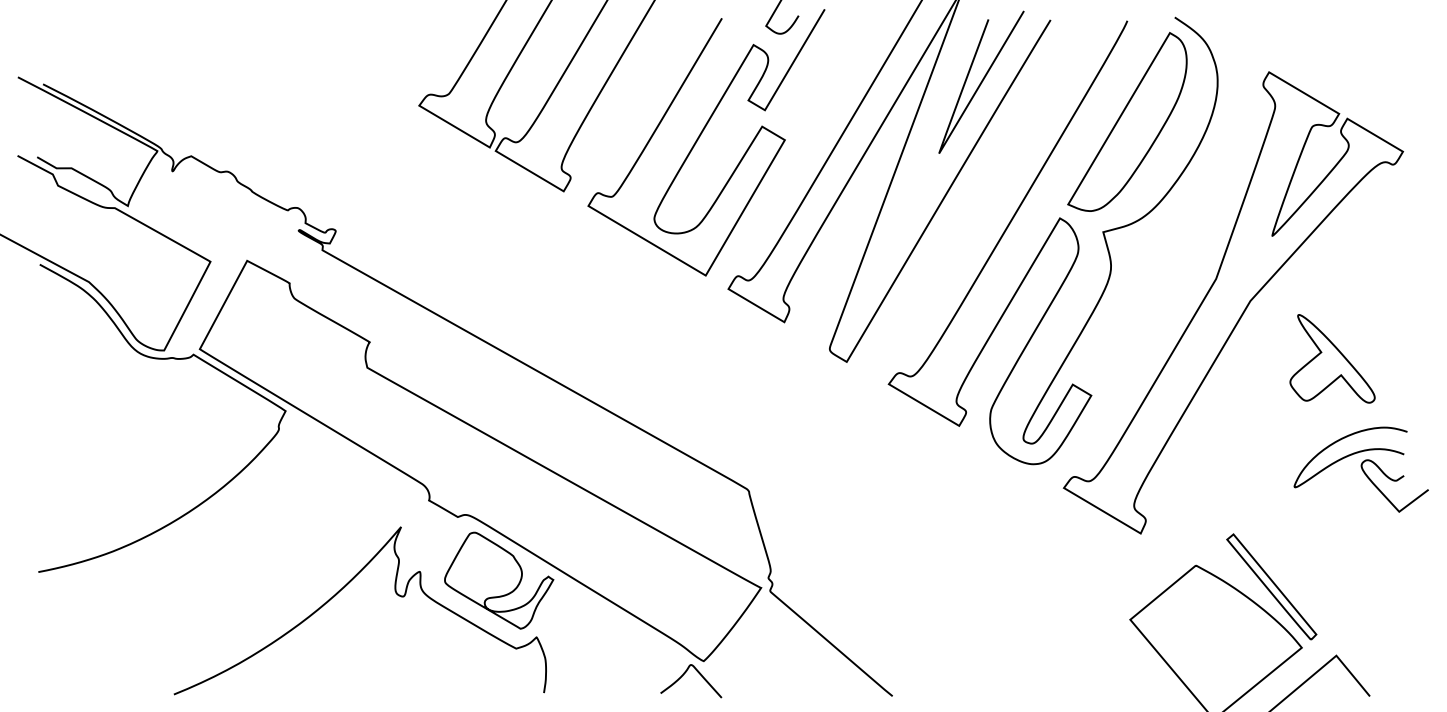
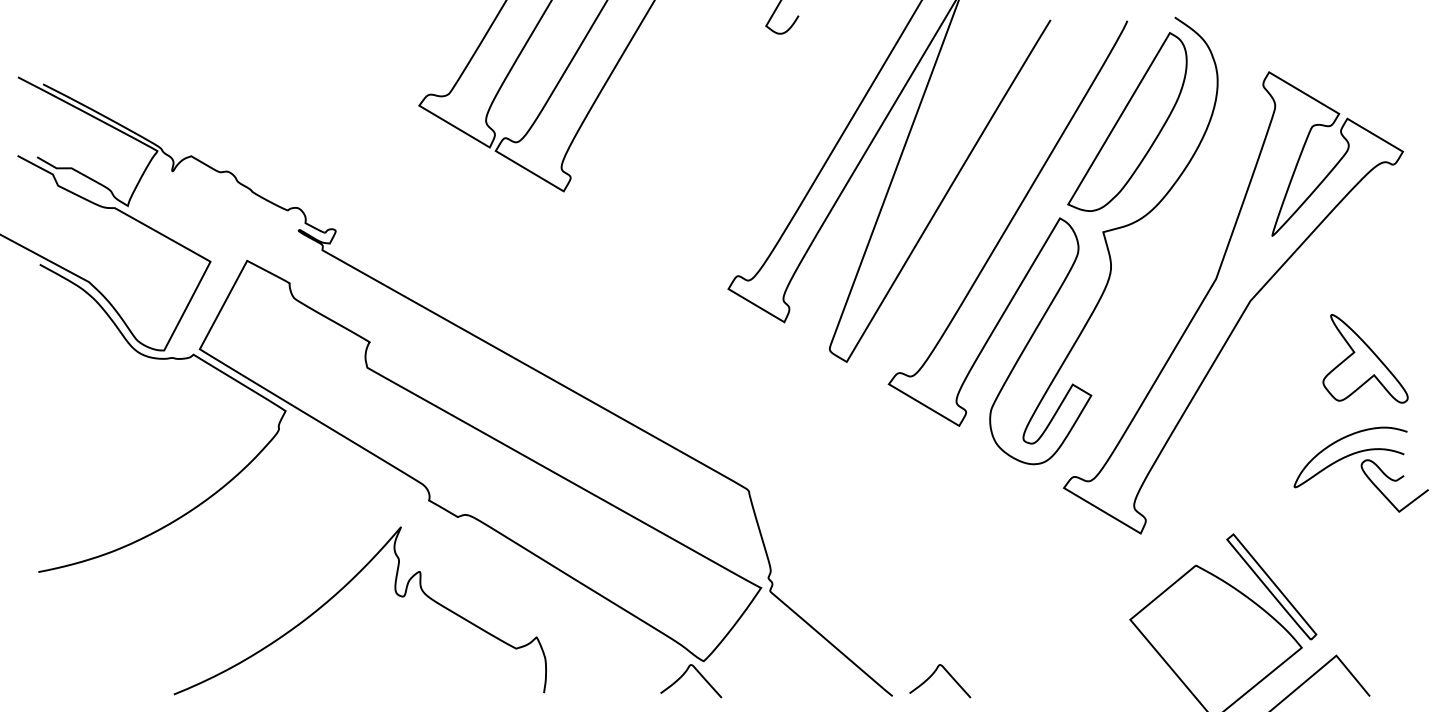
curve: present -> none (981, 81)
curve: present -> none (699, 138)
part position: (1332, 358) -> (1365, 358) (1365, 358)
part: present -> none (499, 580)
curve: none -> present (933, 674)
